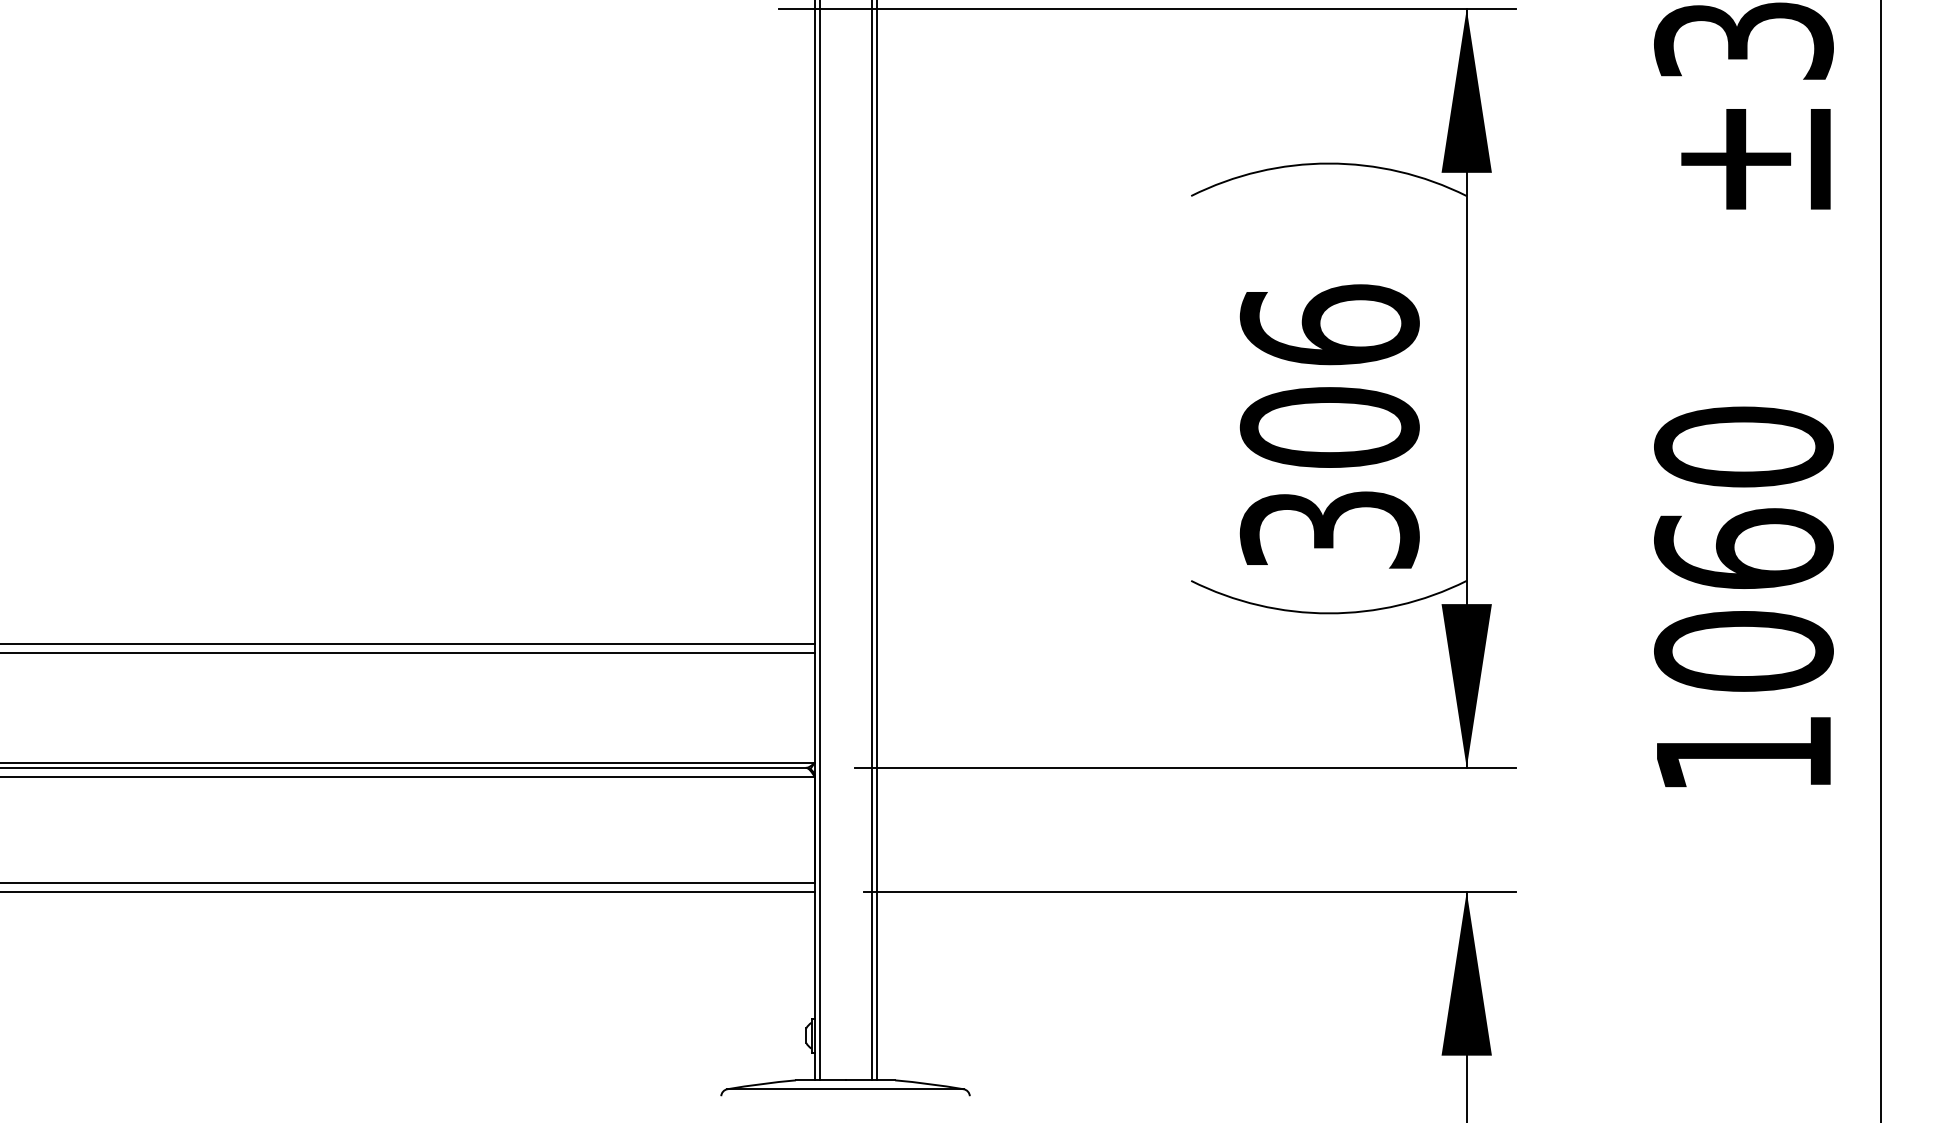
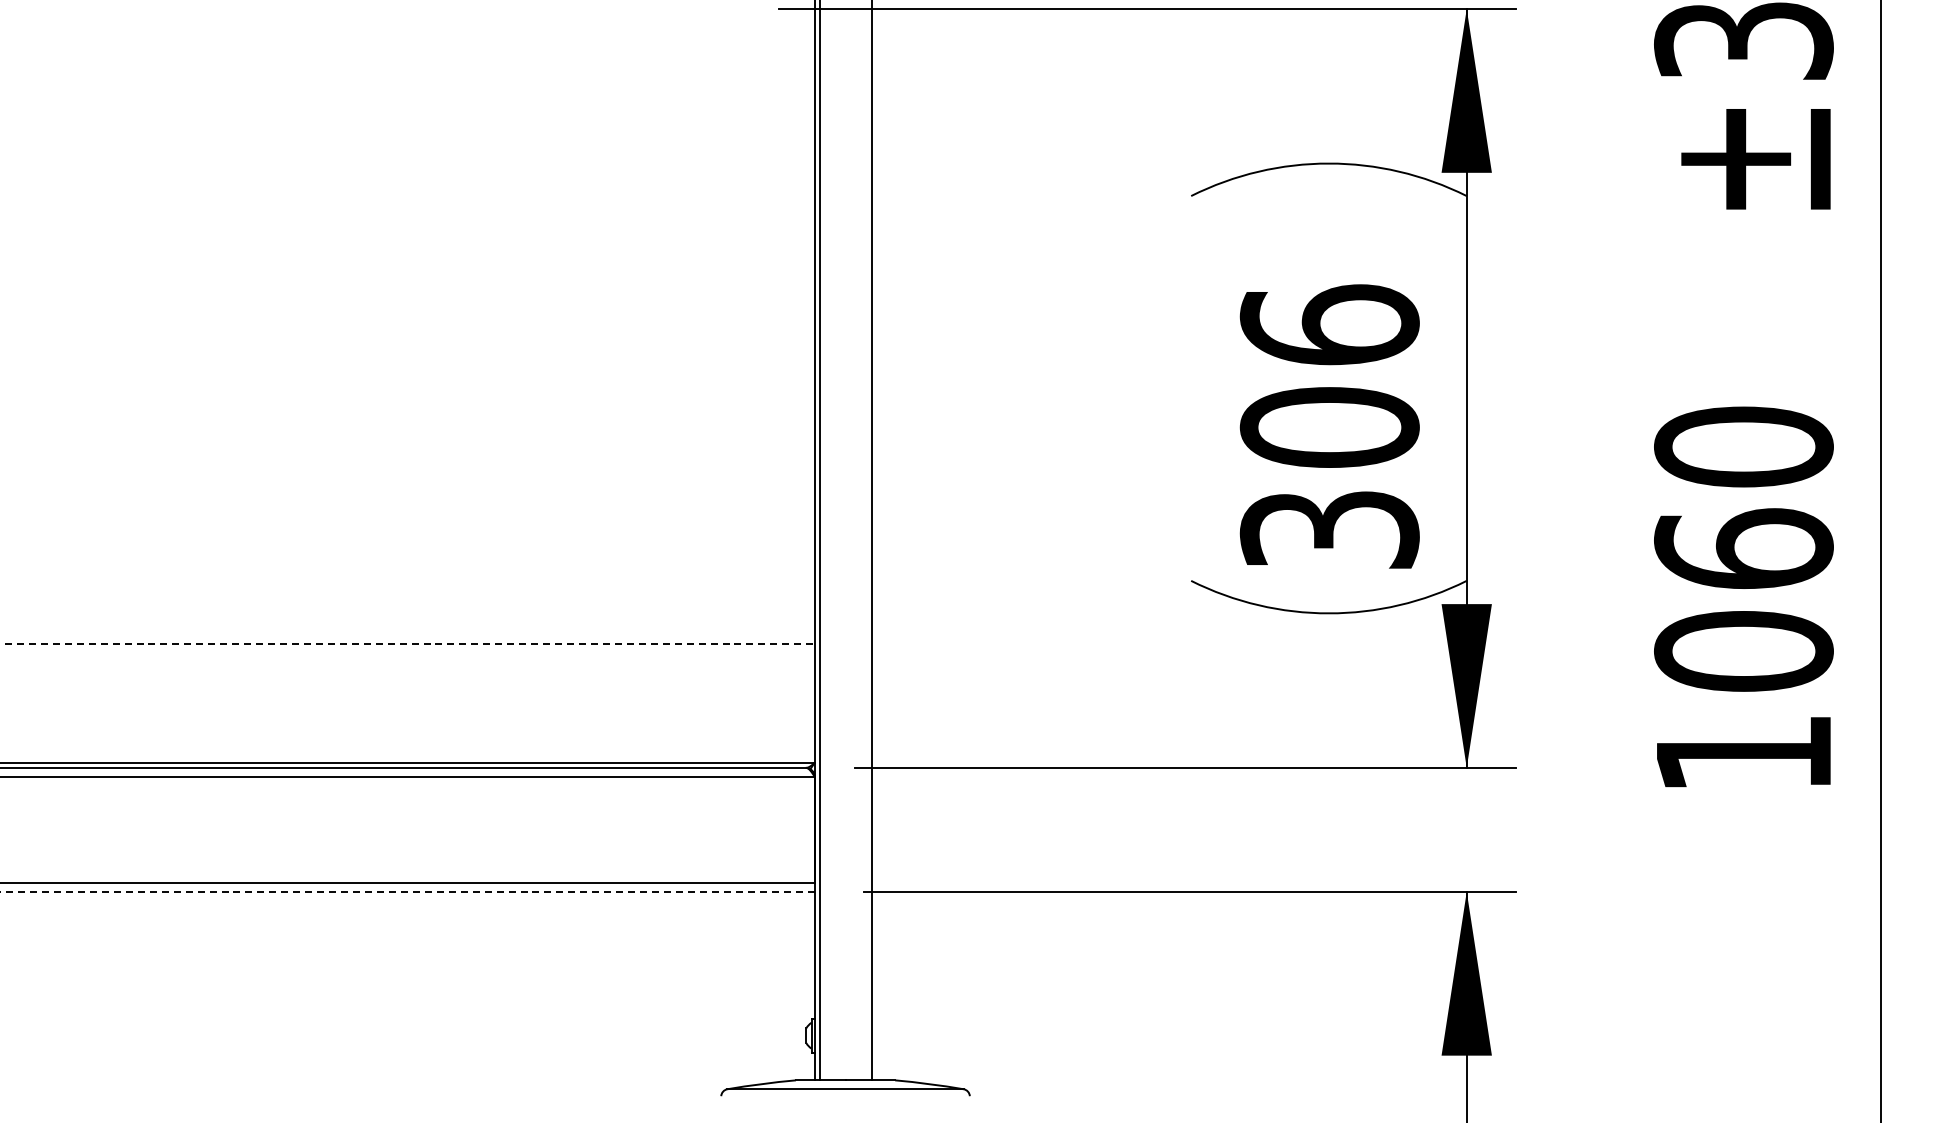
line: present -> none (876, 541)
line: solid -> dashed (407, 643)
line: present -> none (408, 652)
line: solid -> dashed (407, 891)
